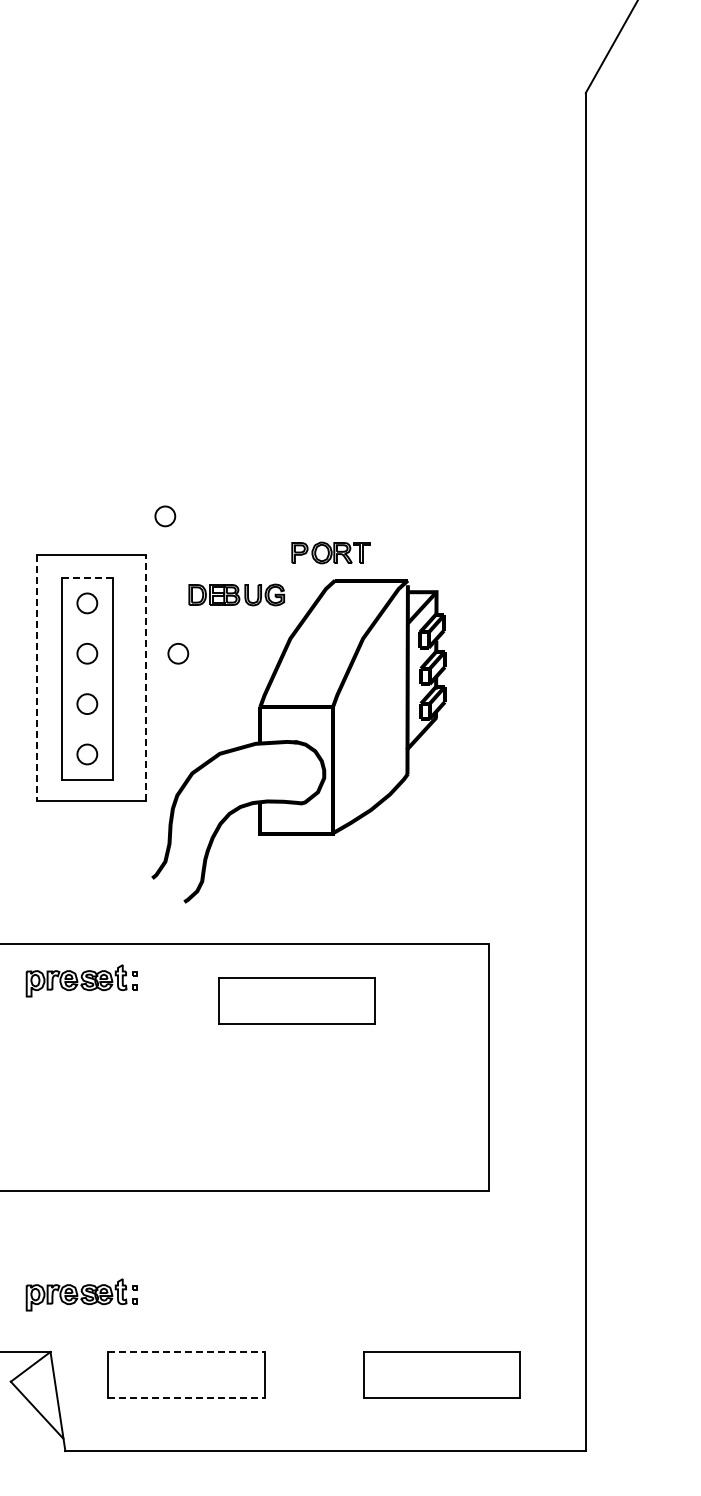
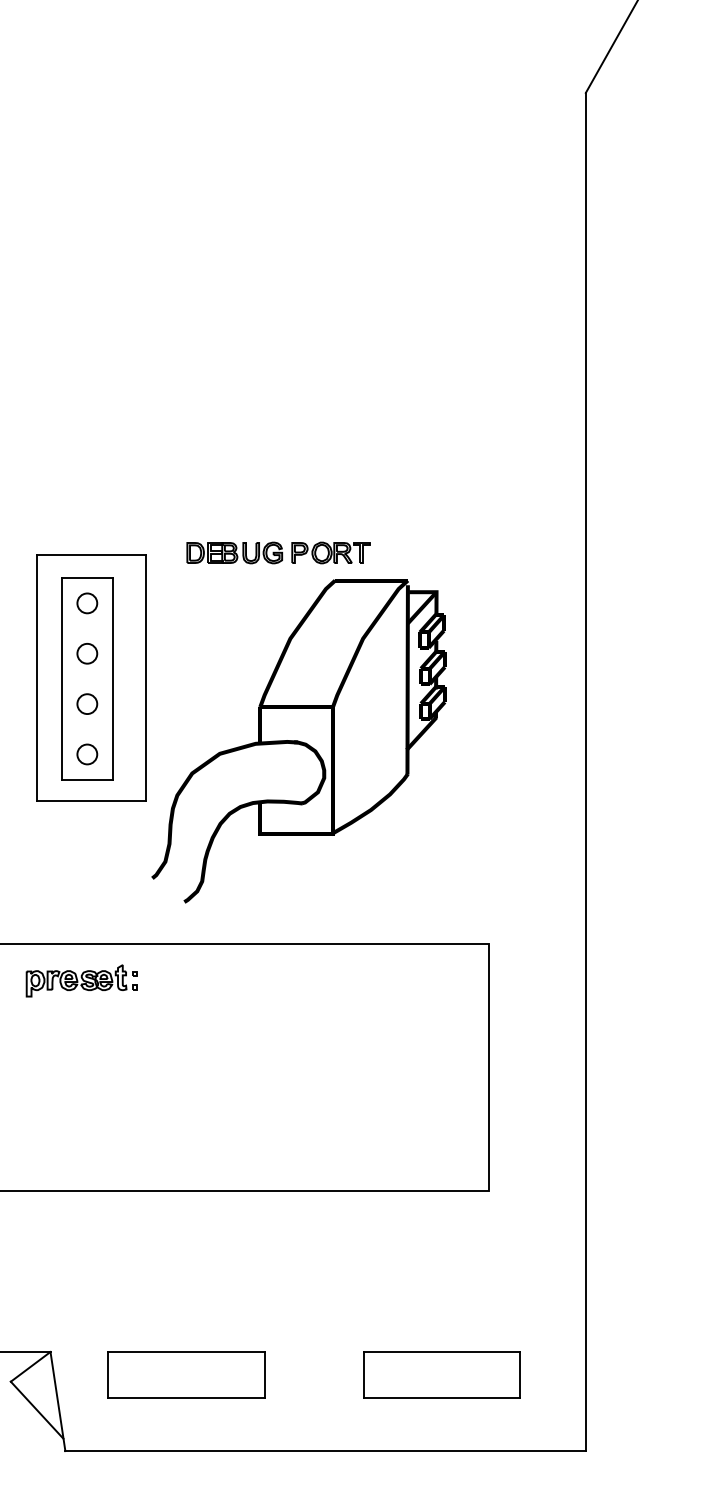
circle: present -> none (165, 516)
line: dashed -> solid (87, 578)
part position: (236, 594) -> (234, 552) (234, 552)
circle: present -> none (178, 653)
line: dashed -> solid (36, 677)
line: dashed -> solid (145, 677)
part: present -> none (296, 1000)
part: present -> none (81, 1294)
line: dashed -> solid (186, 1351)
line: dashed -> solid (186, 1397)
